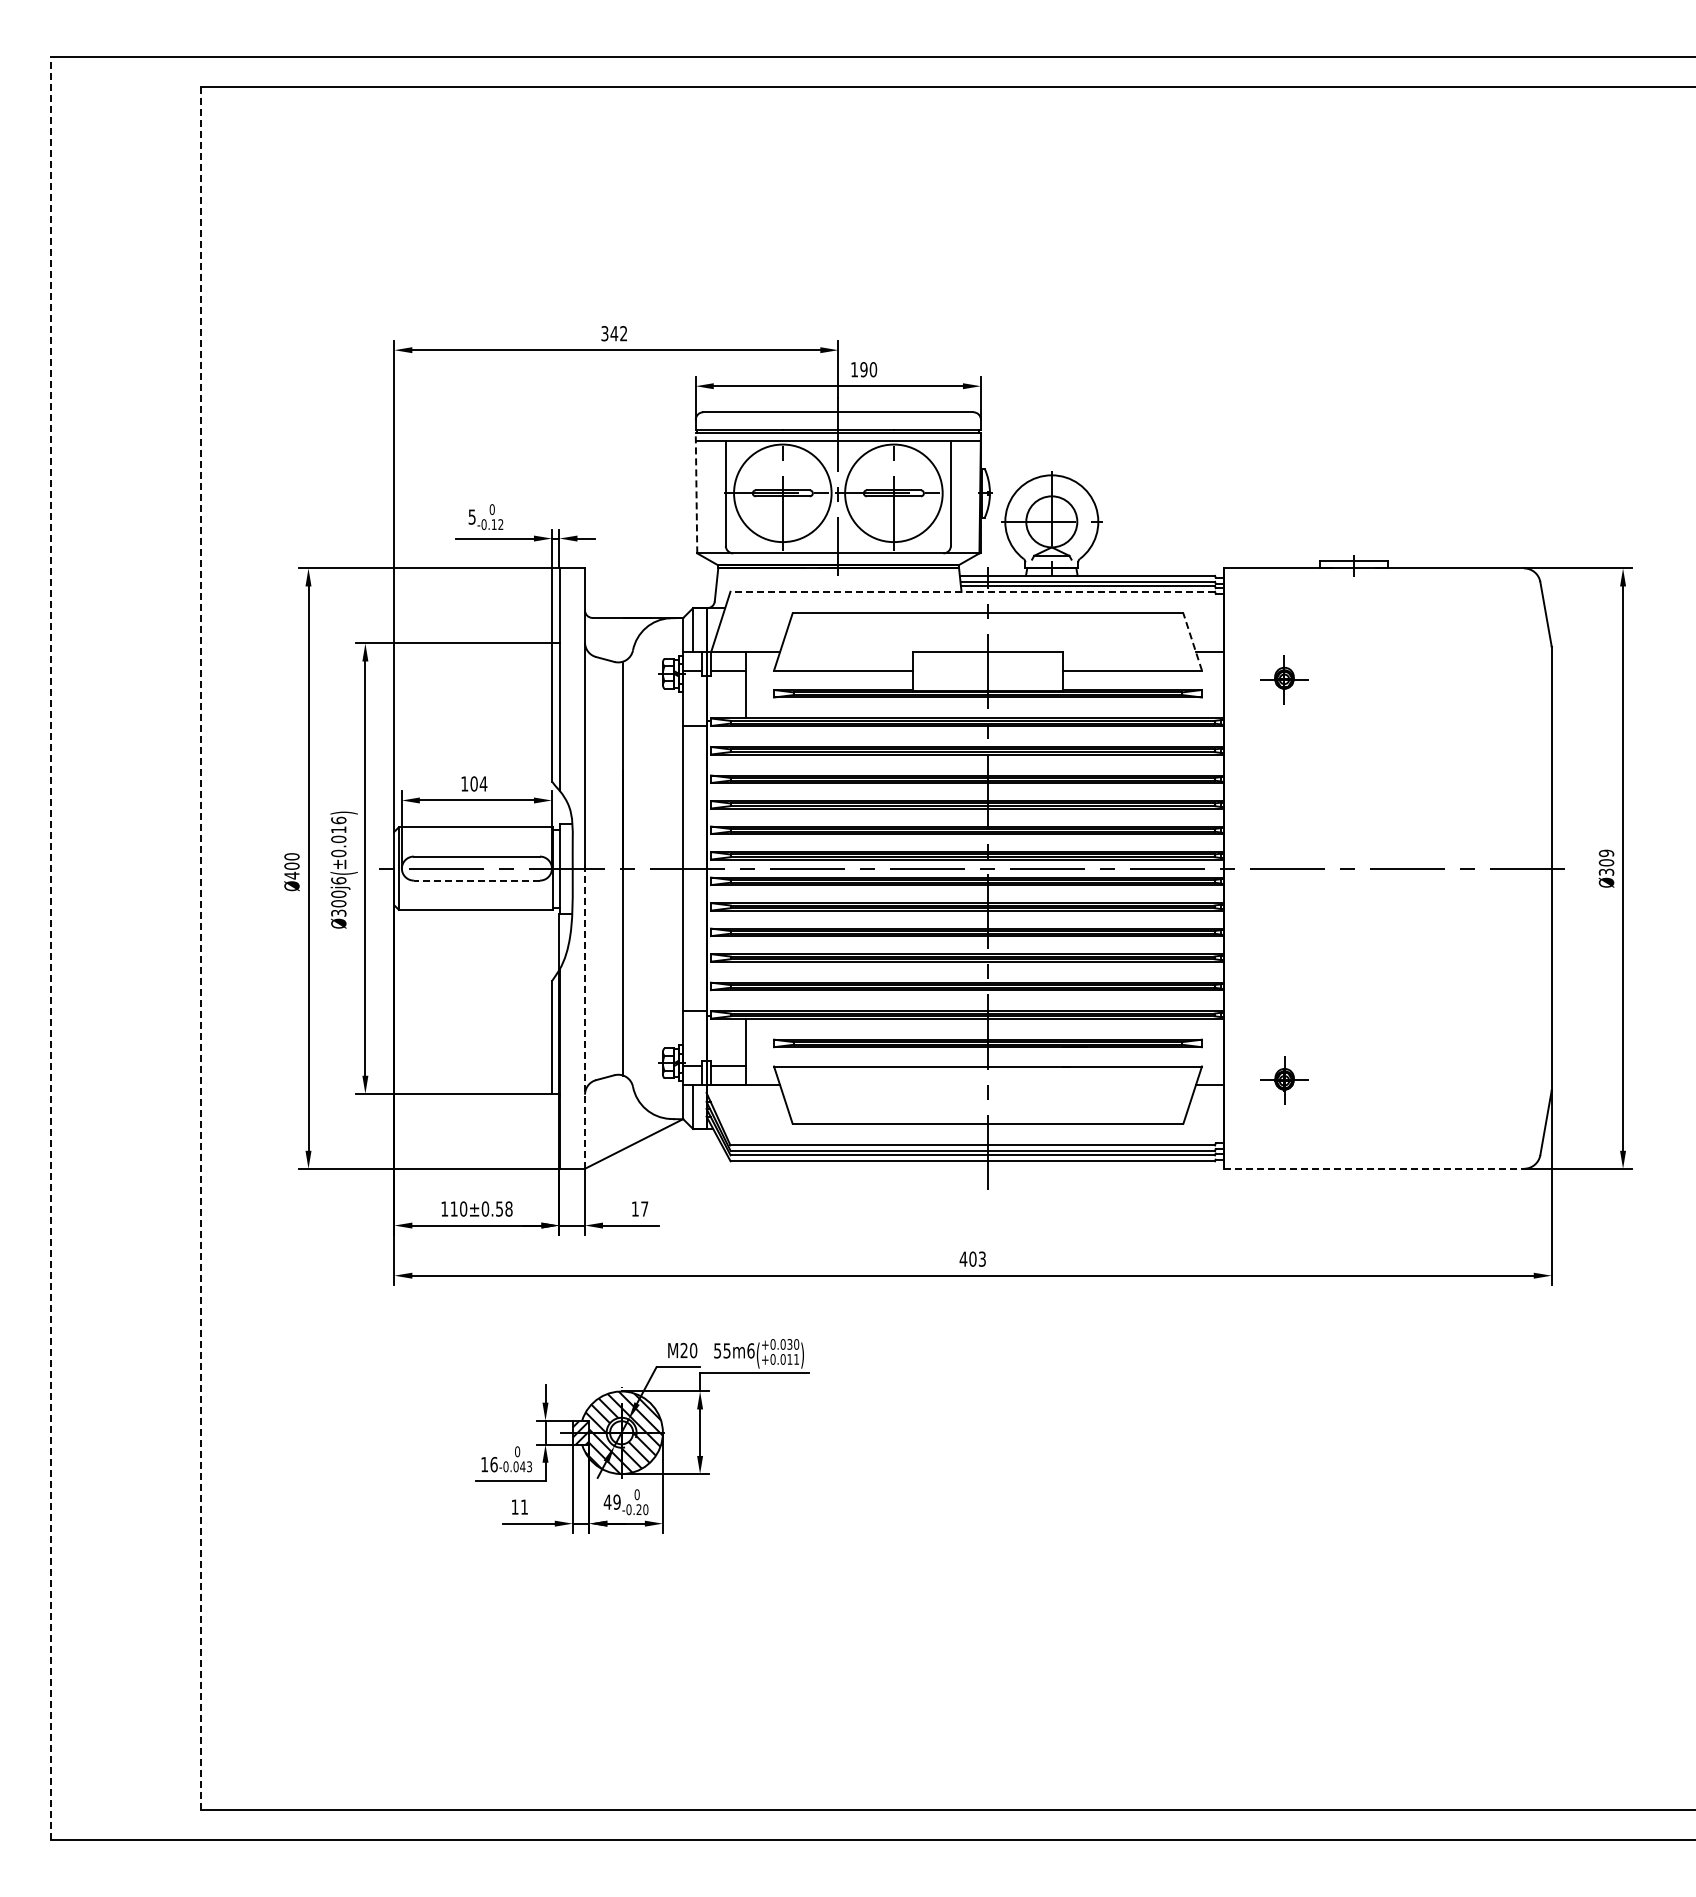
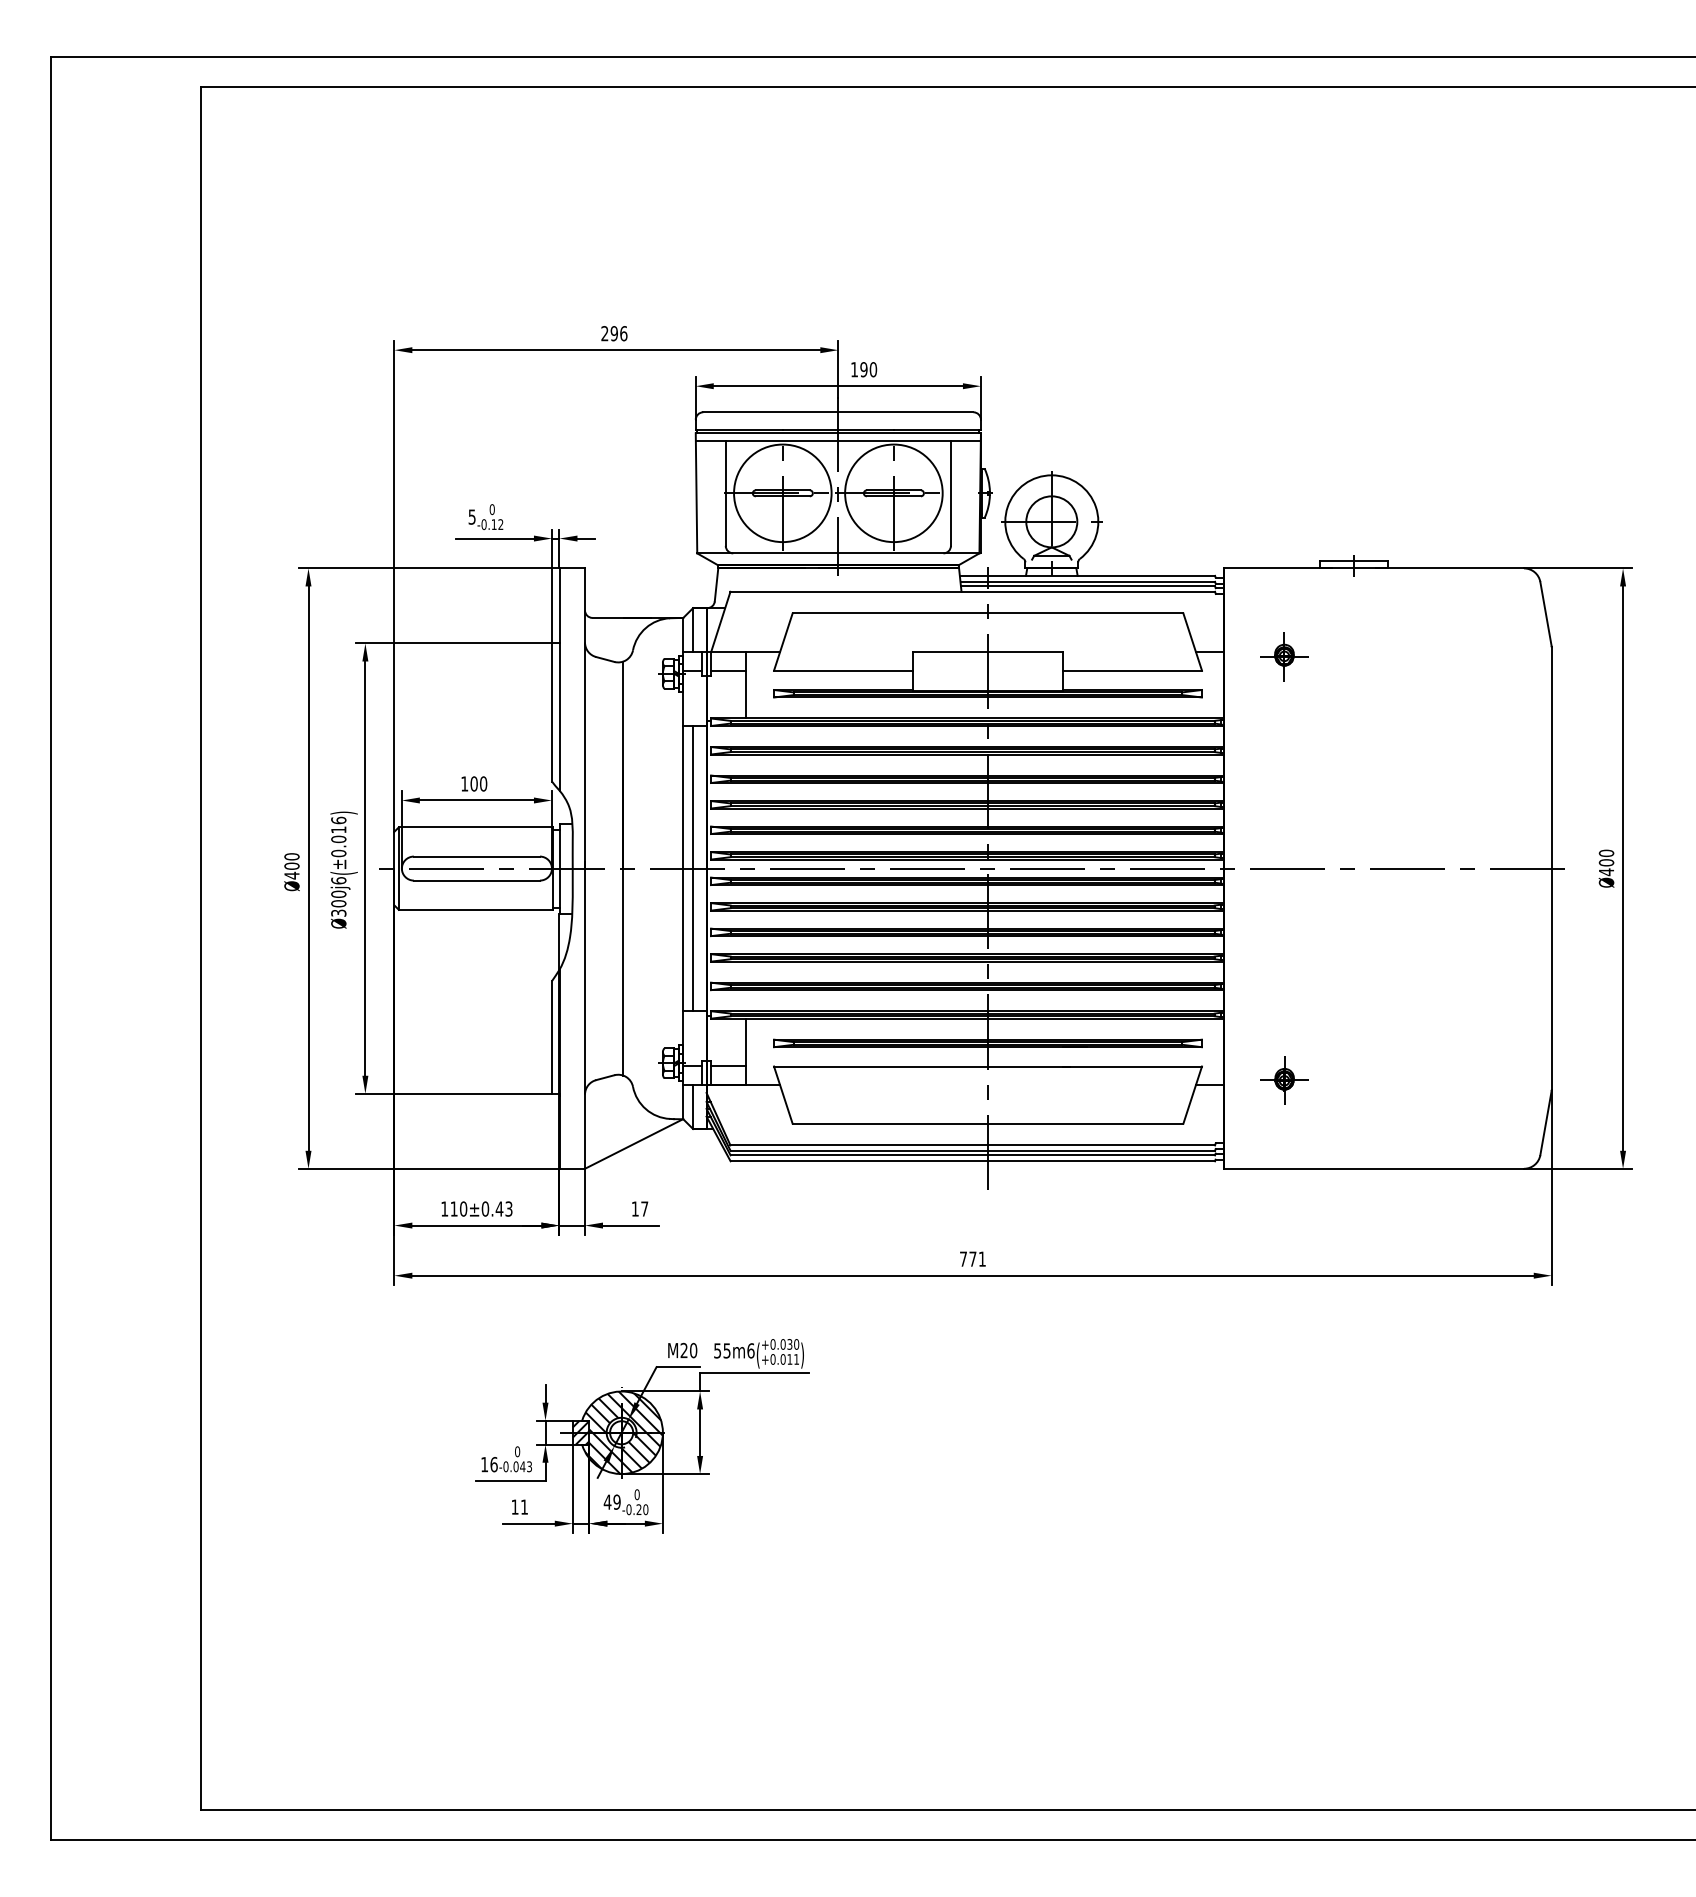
text: 342 -> 296 (614, 333)
line: dashed -> solid (696, 492)
line: dashed -> solid (972, 591)
line: dashed -> solid (1192, 641)
part position: (1284, 679) -> (1284, 656) (1284, 656)
text: 104 -> 100 (483, 783)
text: Ø309 -> Ø400 (1606, 862)
line: none -> present (693, 868)
line: dashed -> solid (476, 880)
line: dashed -> solid (50, 948)
line: dashed -> solid (201, 948)
line: dashed -> solid (585, 1014)
line: dashed -> solid (1374, 1168)
text: ±0.58 -> ±0.43 (503, 1208)
text: 403 -> 771 (972, 1258)
